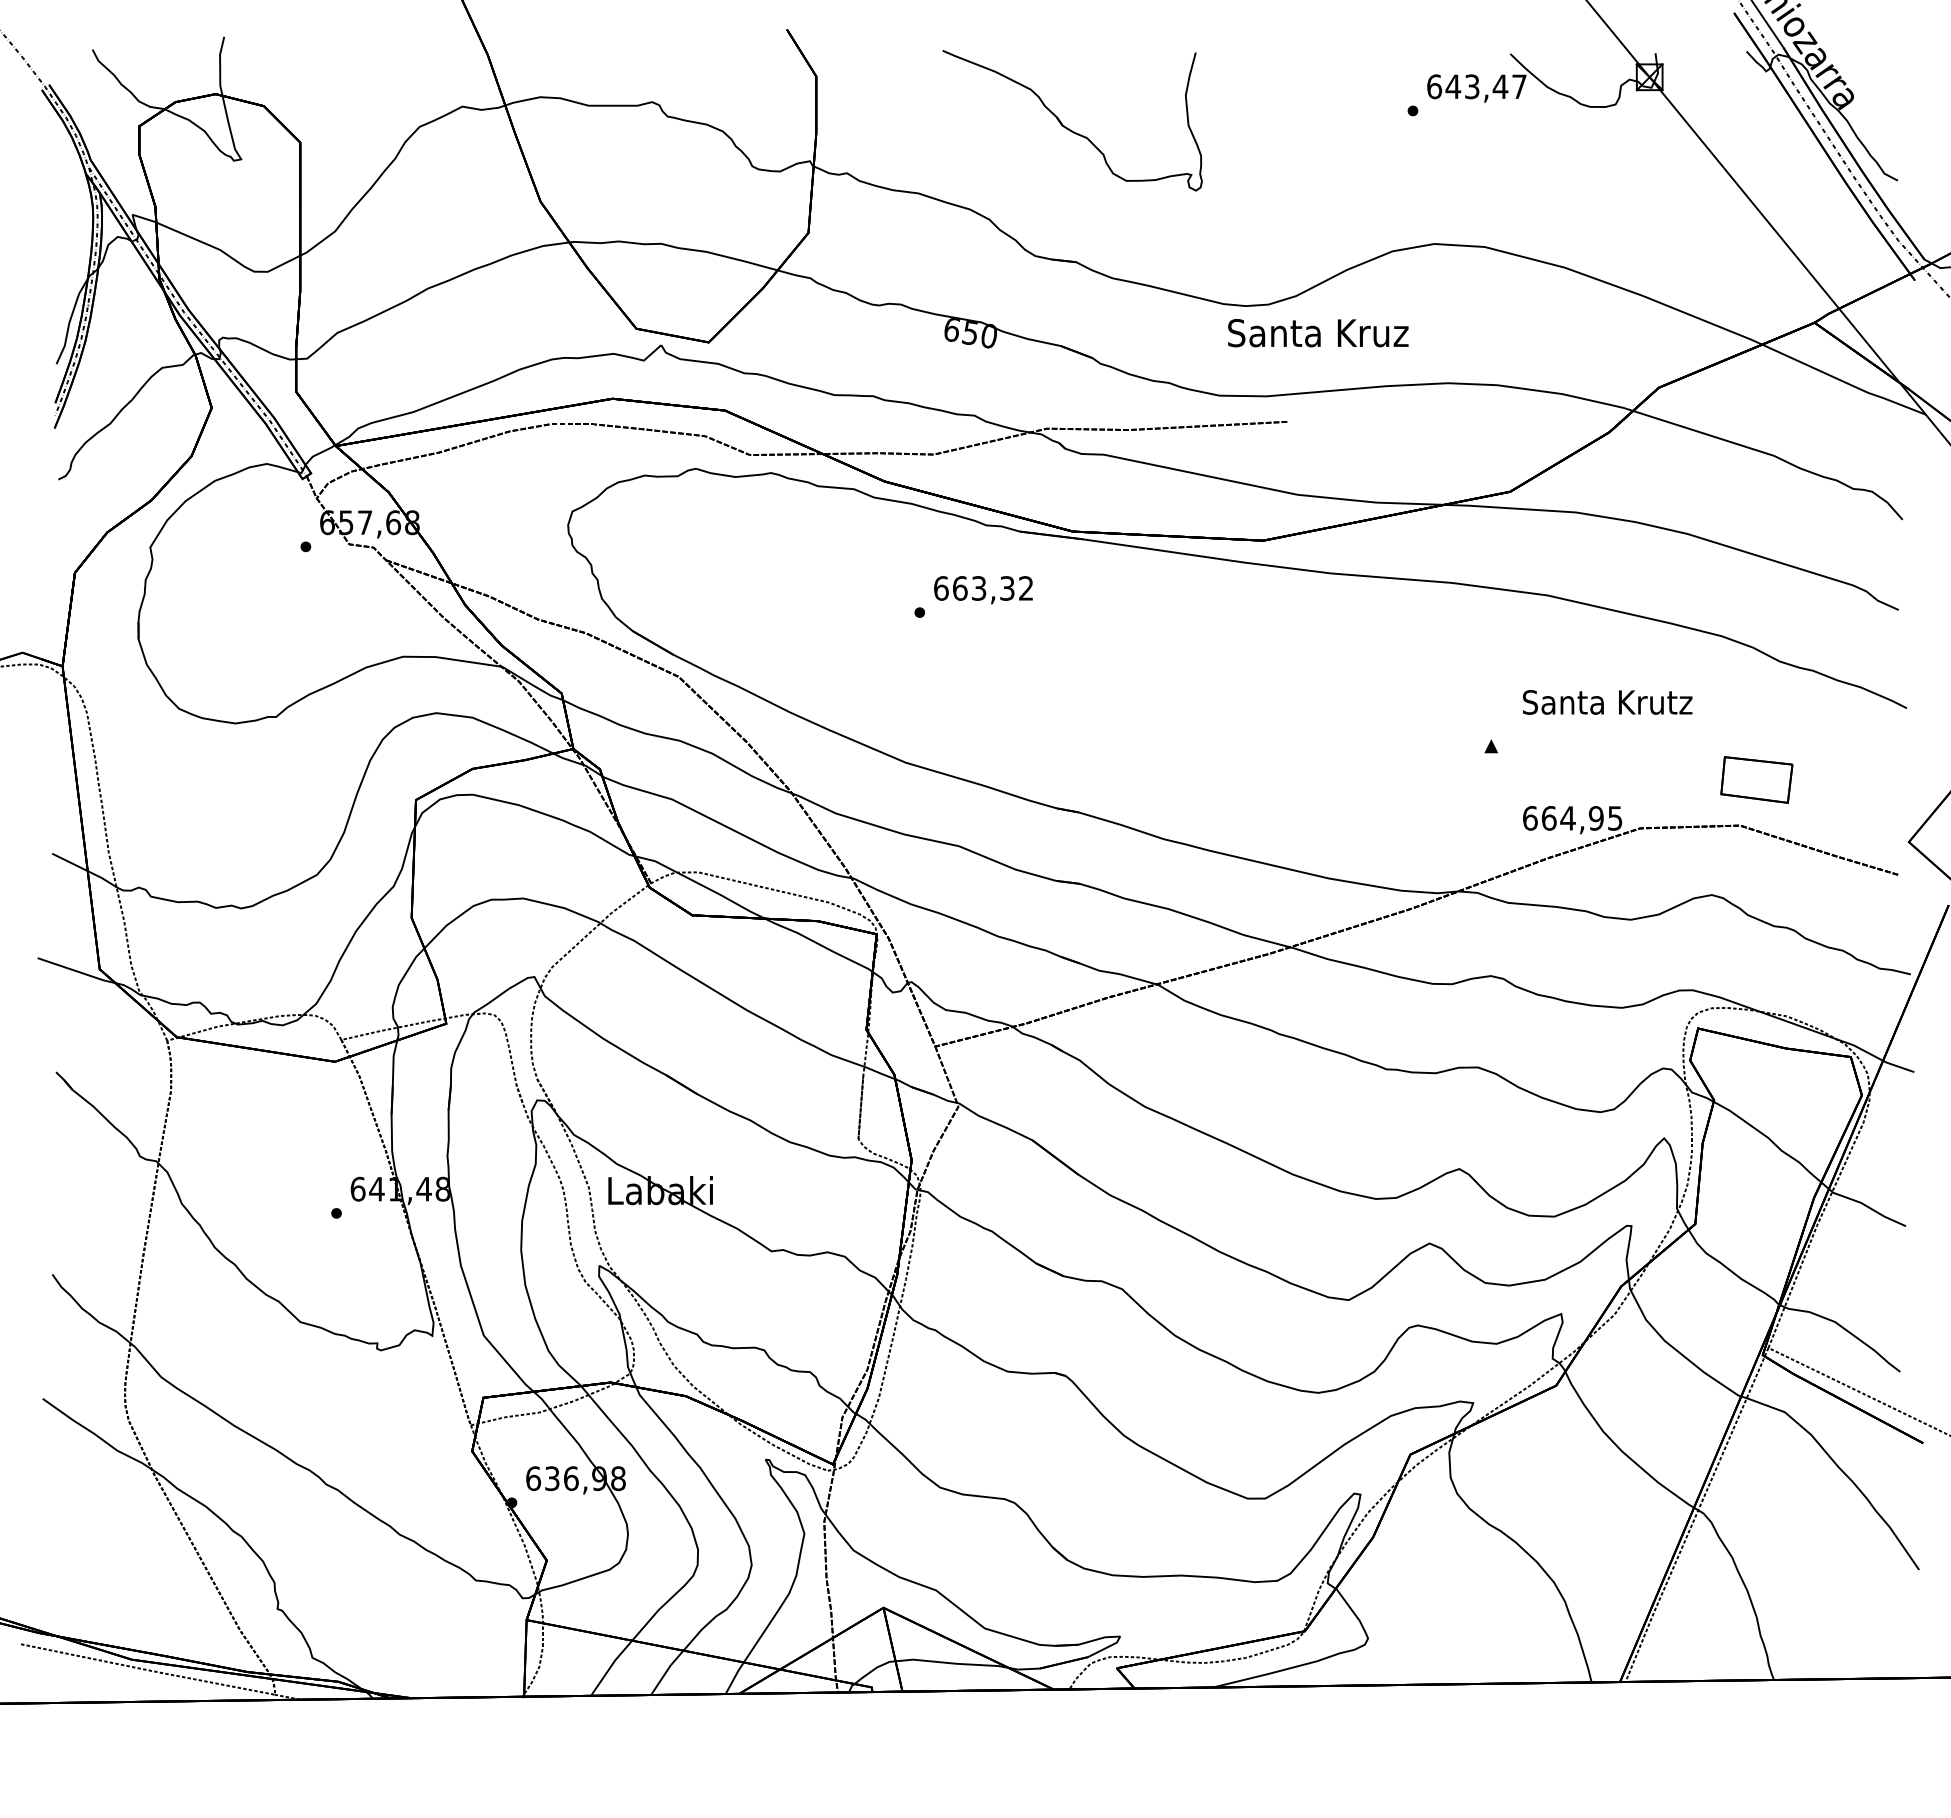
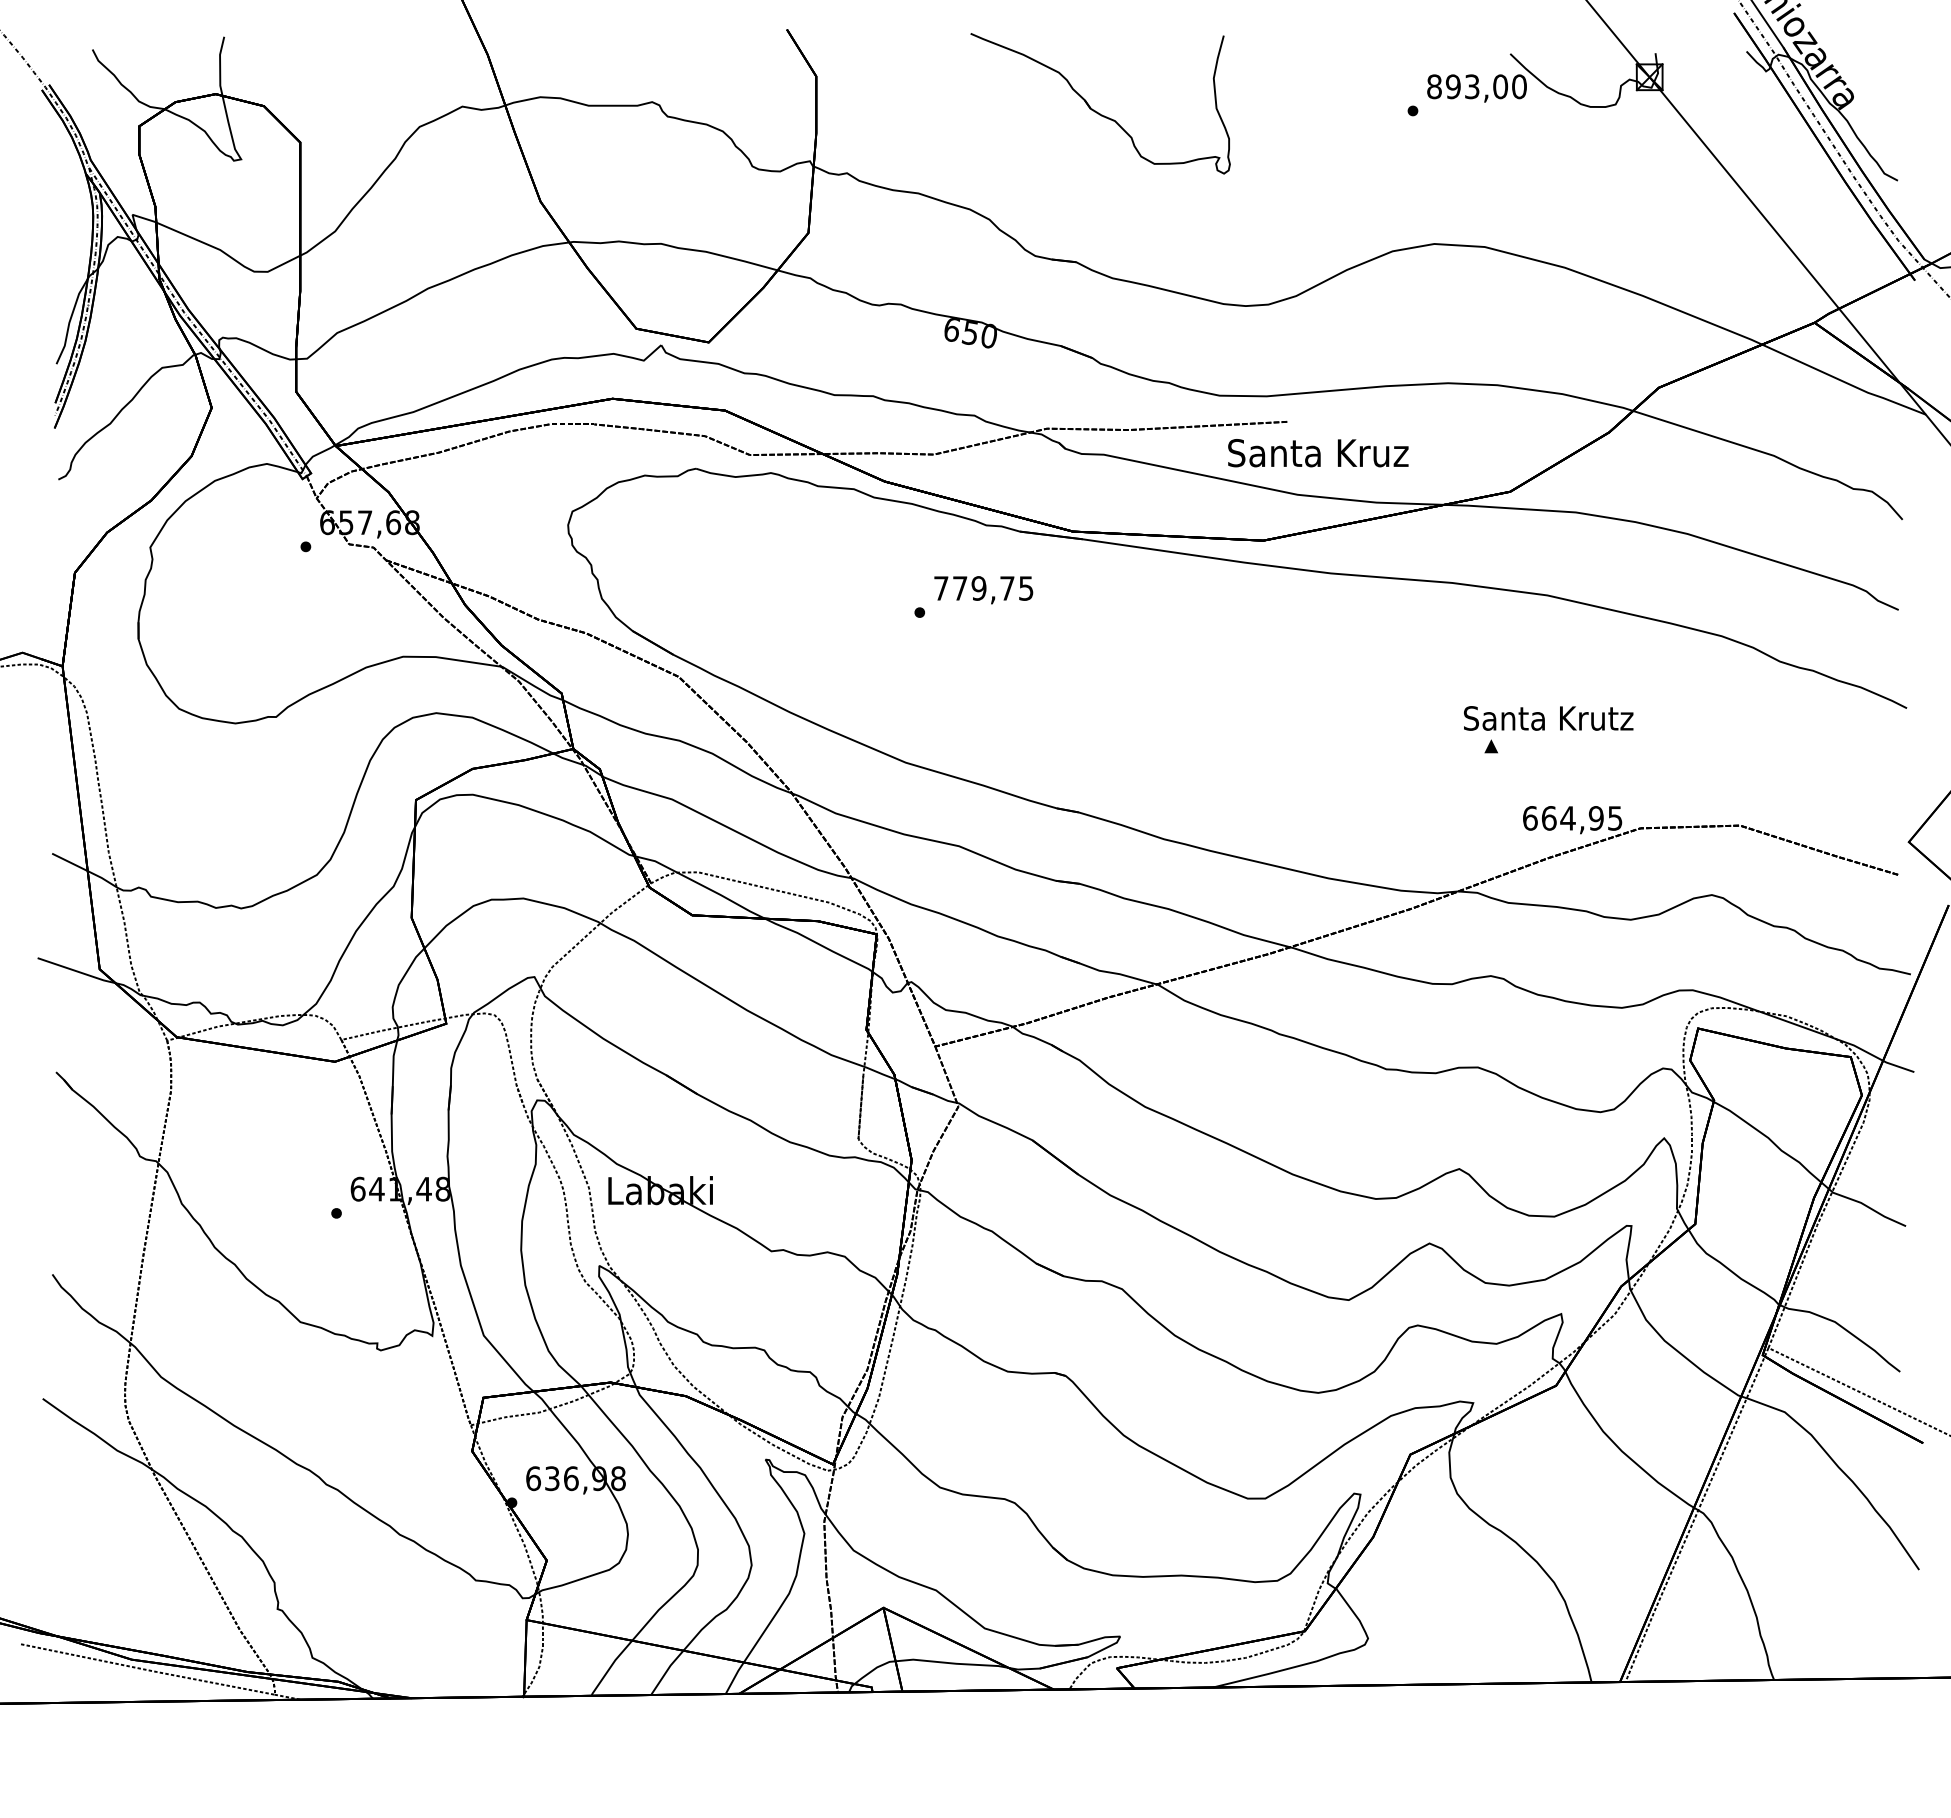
text: 643,47 -> 893,00 (1476, 86)
part position: (1069, 128) -> (1097, 111) (1097, 111)
text position: (1318, 333) -> (1318, 453) (1318, 453)
text: 663,32 -> 779,75 (983, 588)
text position: (1607, 702) -> (1548, 718) (1548, 718)
part: present -> none (1756, 779)
